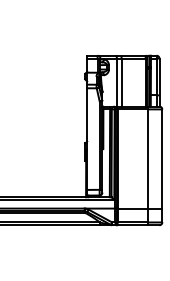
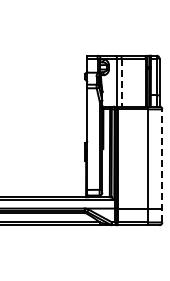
line: solid -> dashed (121, 83)
line: solid -> dashed (162, 165)
